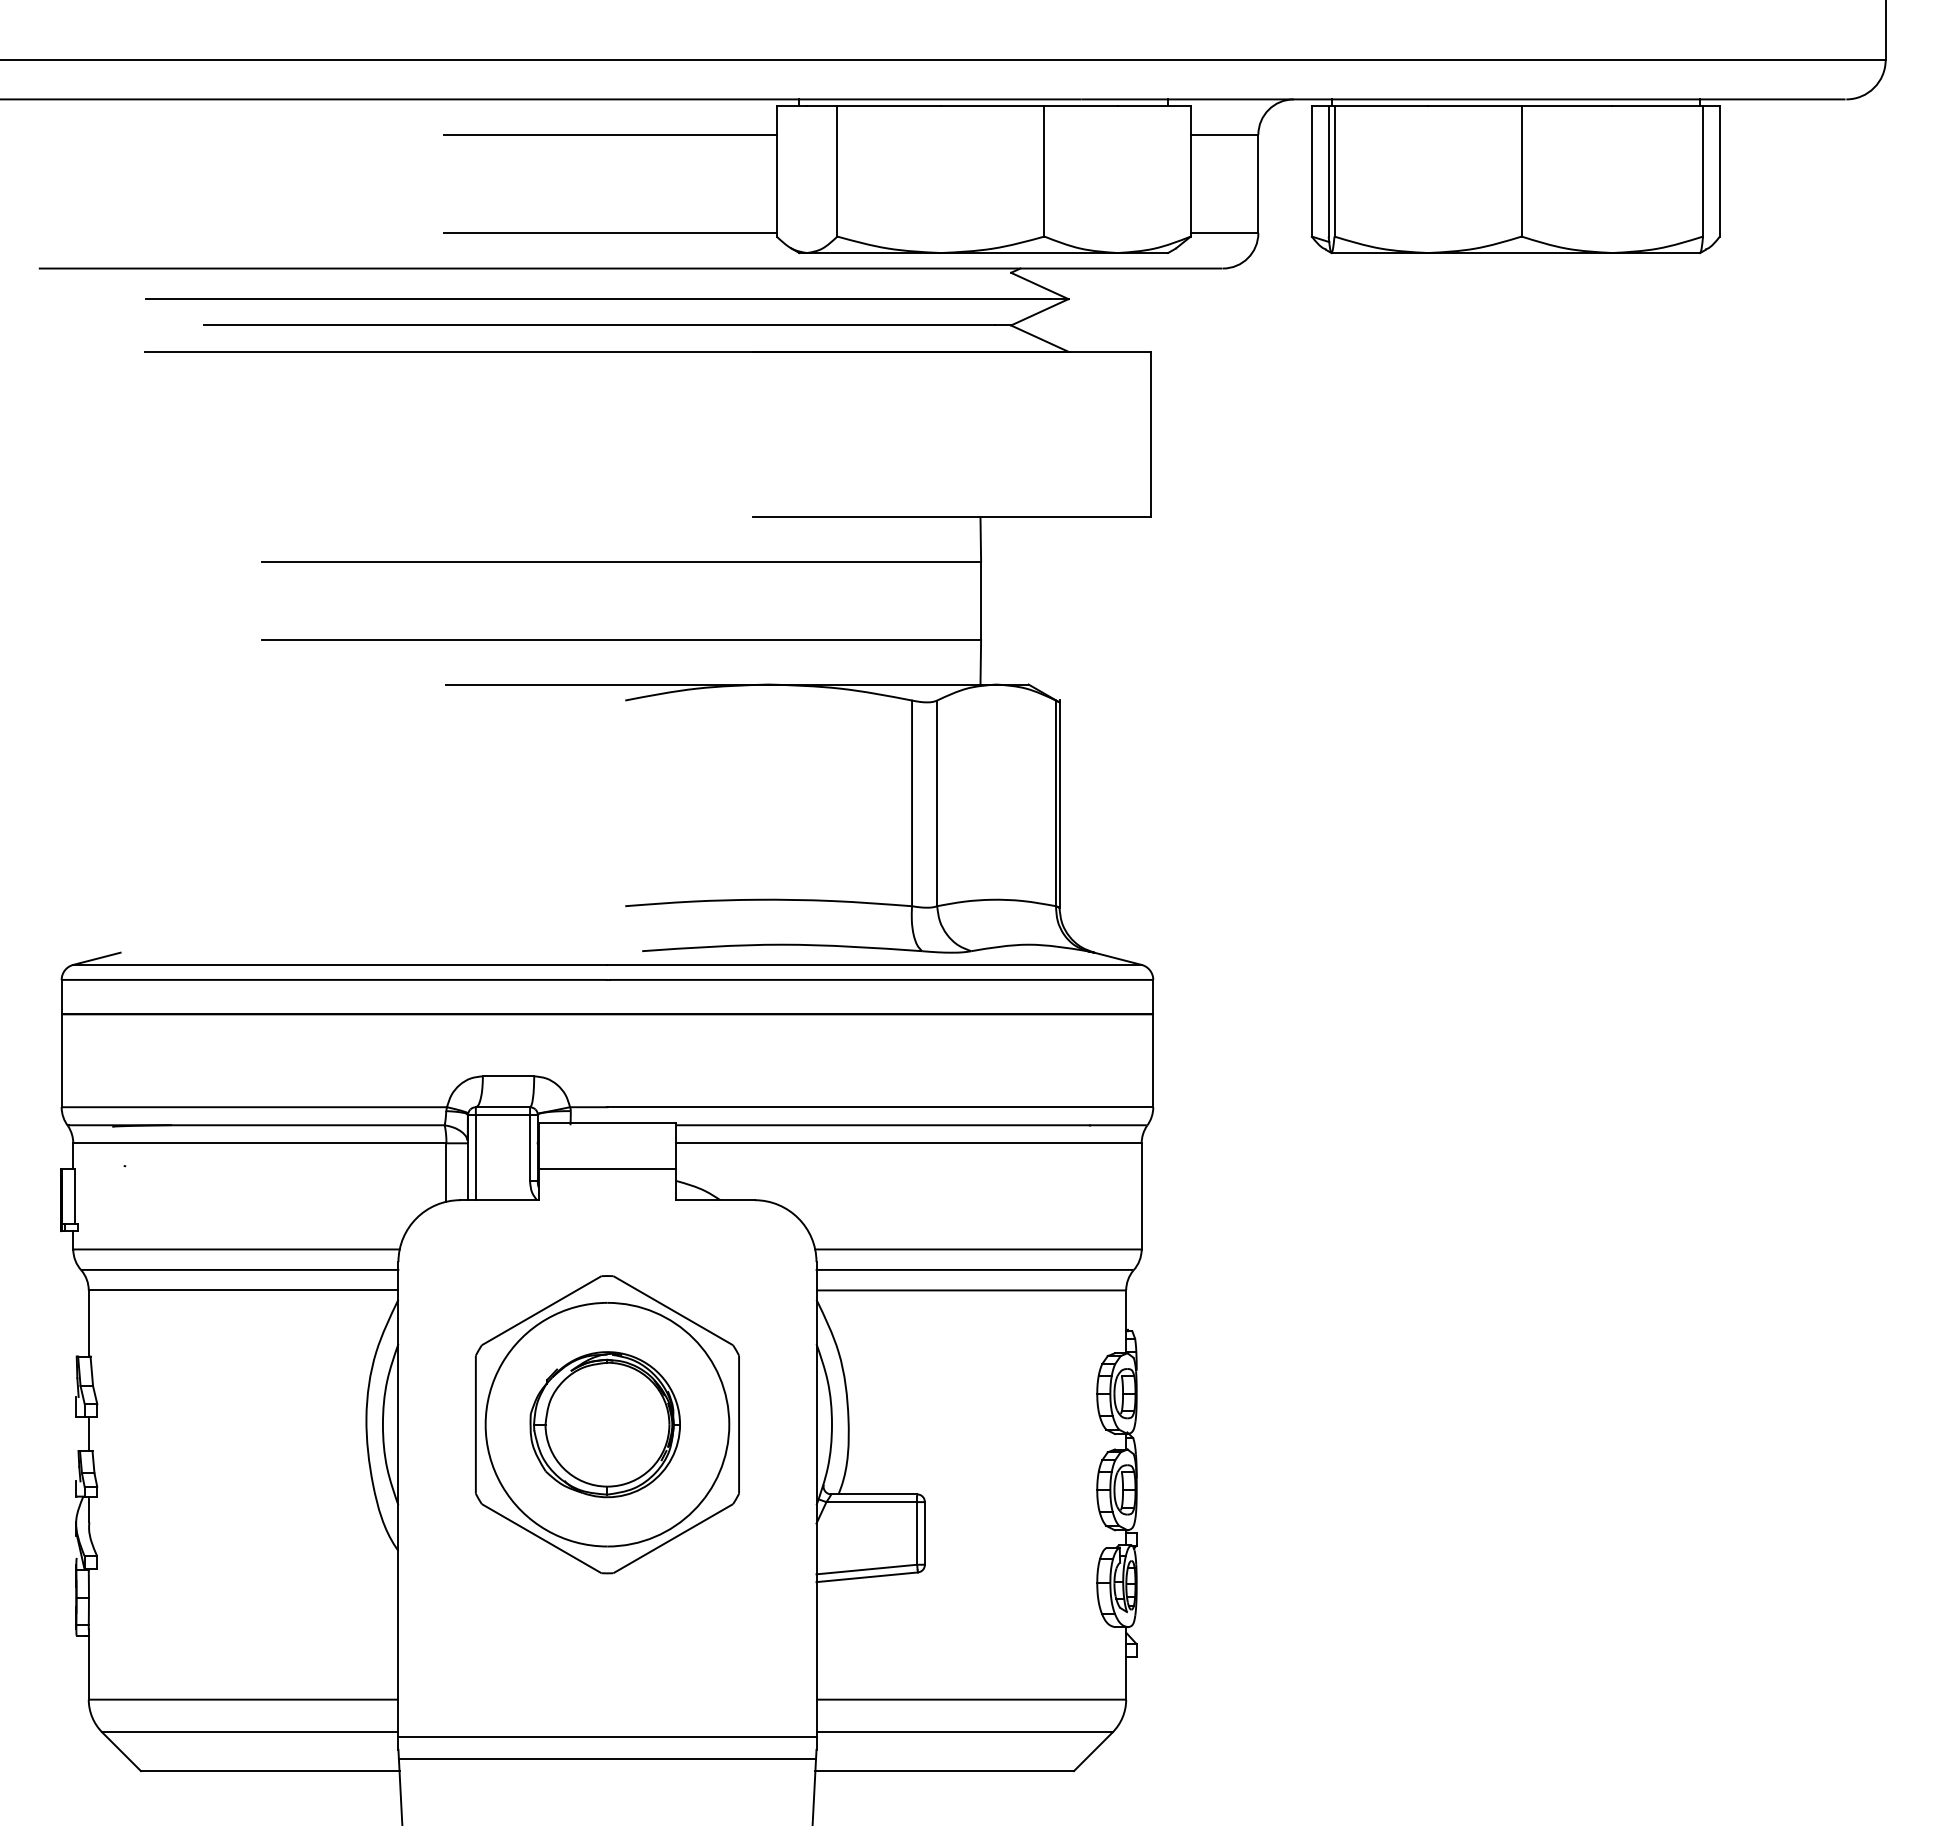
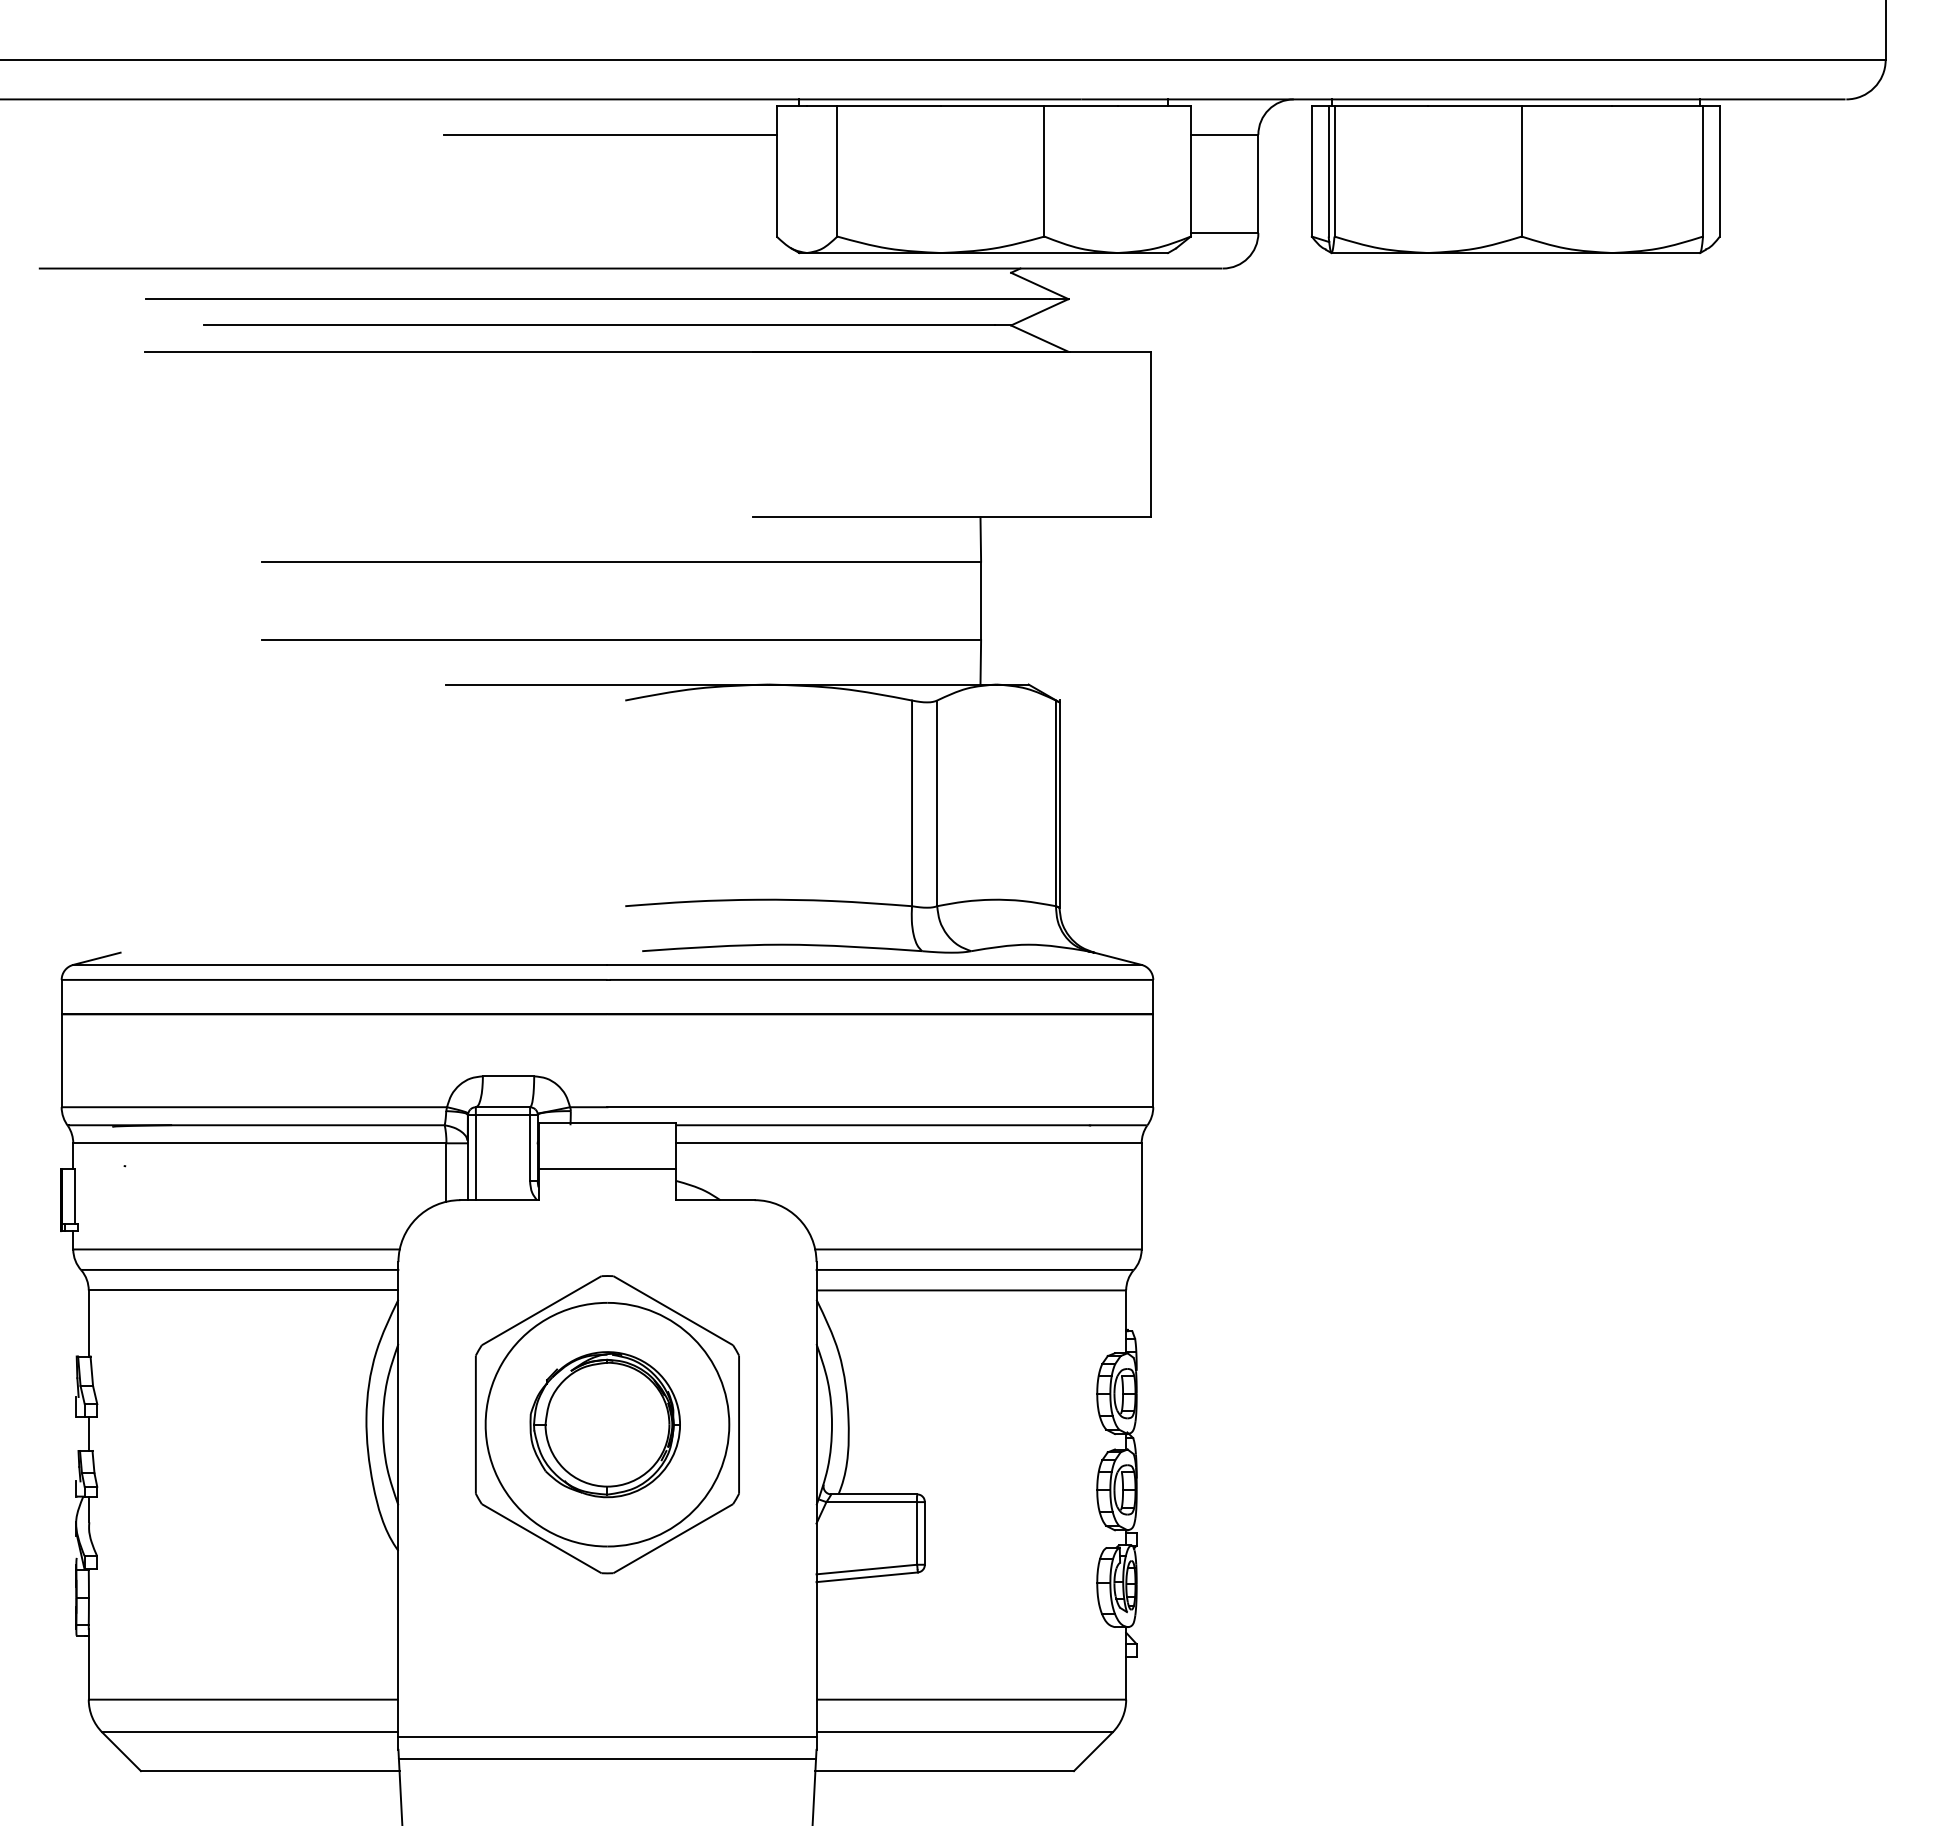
line: present -> none (610, 233)
